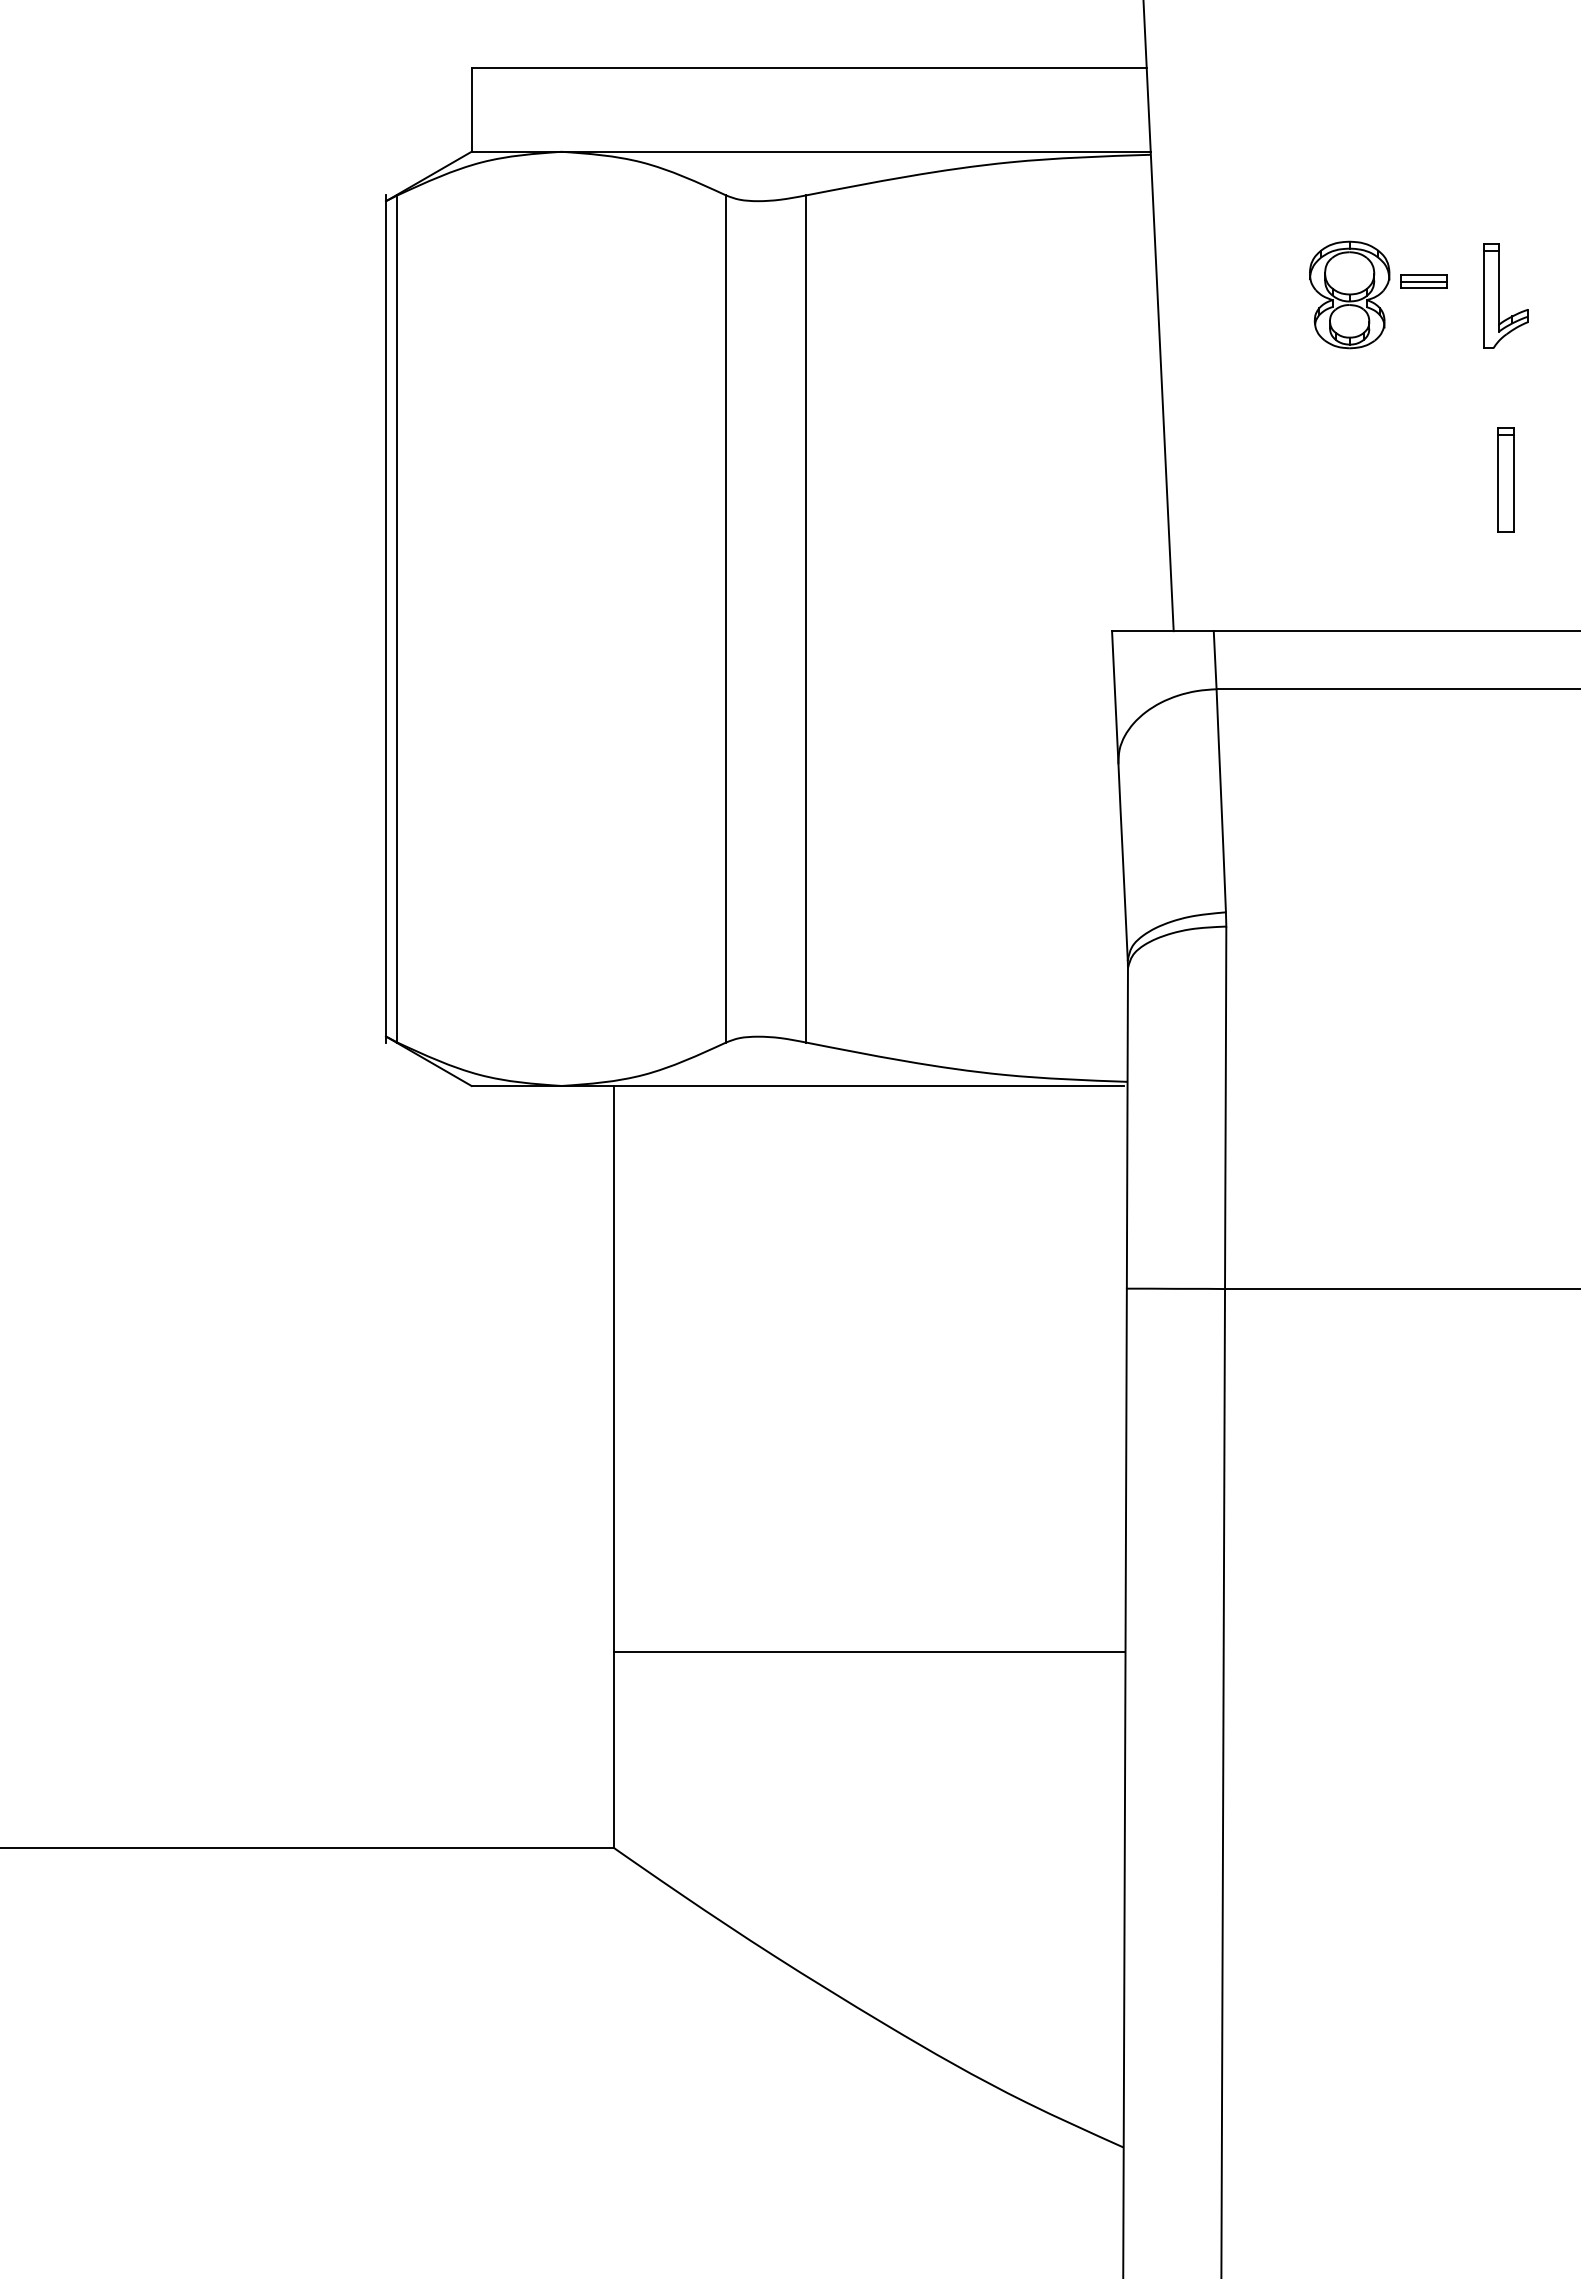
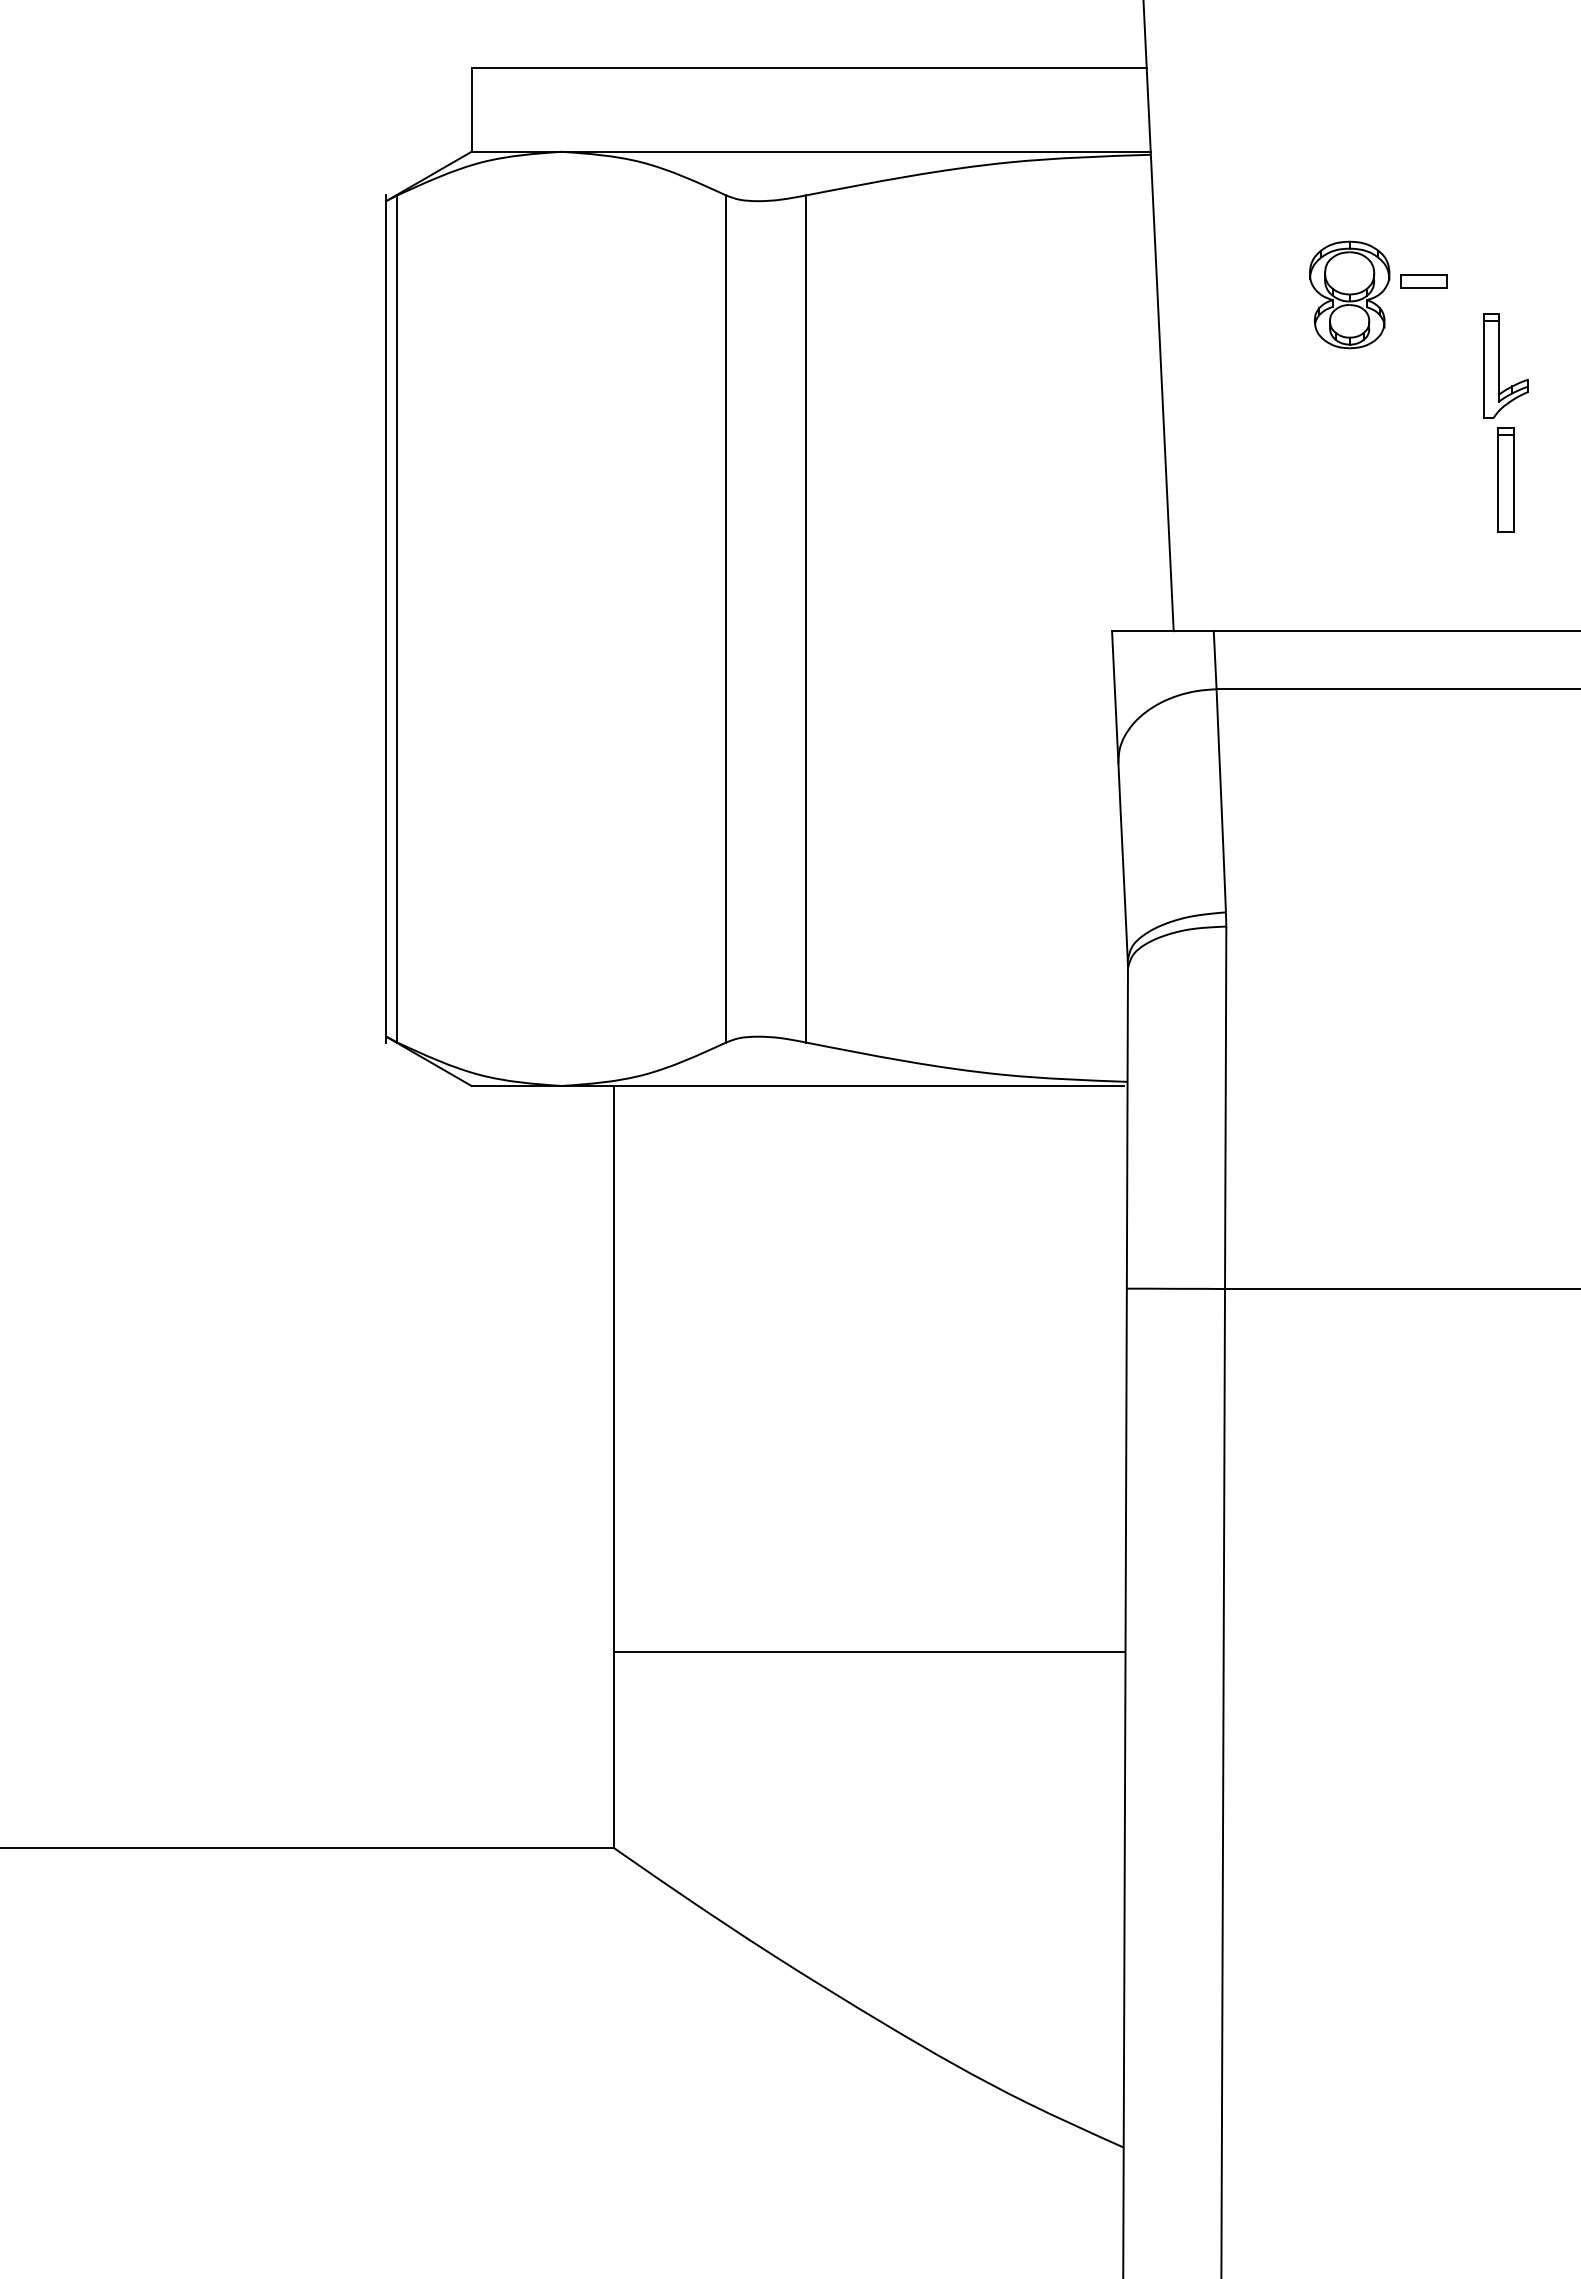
line: present -> none (1424, 281)
part position: (1505, 295) -> (1505, 365) (1505, 365)
